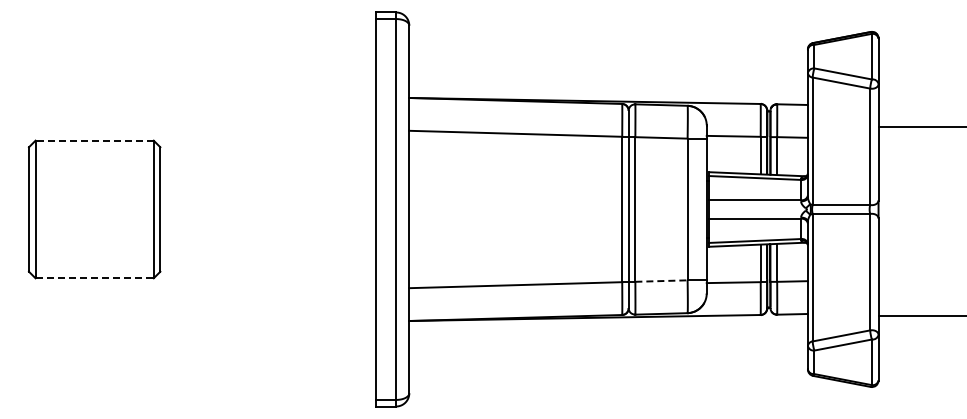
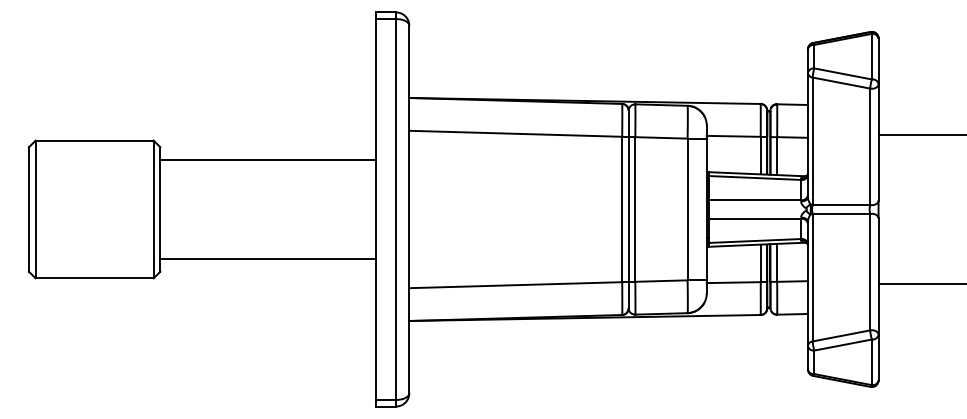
line position: (920, 126) -> (920, 134) (920, 134)
line: dashed -> solid (94, 140)
line: none -> present (268, 160)
line: none -> present (268, 258)
line: dashed -> solid (95, 278)
line: dashed -> solid (661, 281)
line position: (920, 316) -> (920, 284) (920, 284)
